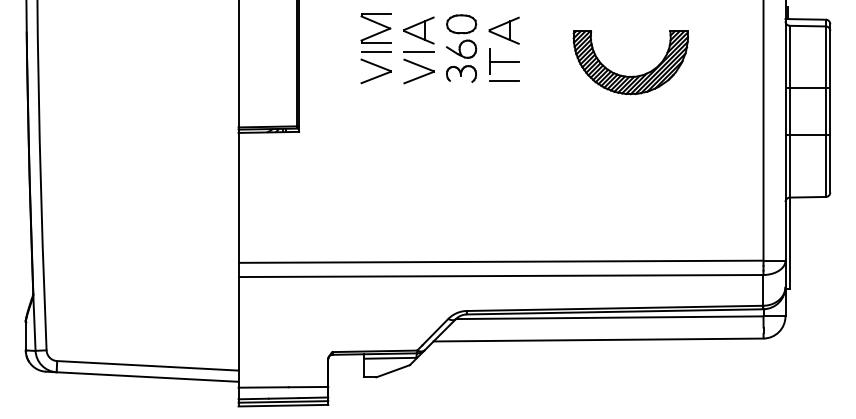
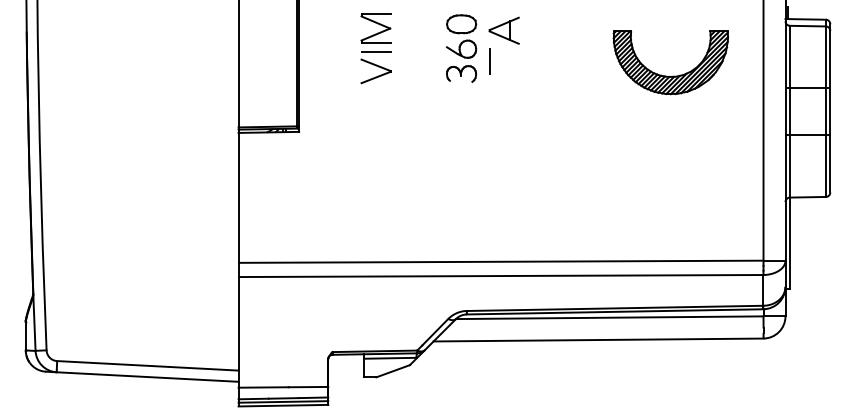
part: present -> none (418, 50)
line: present -> none (503, 61)
part position: (629, 75) -> (669, 75) (669, 75)
line: present -> none (503, 81)
